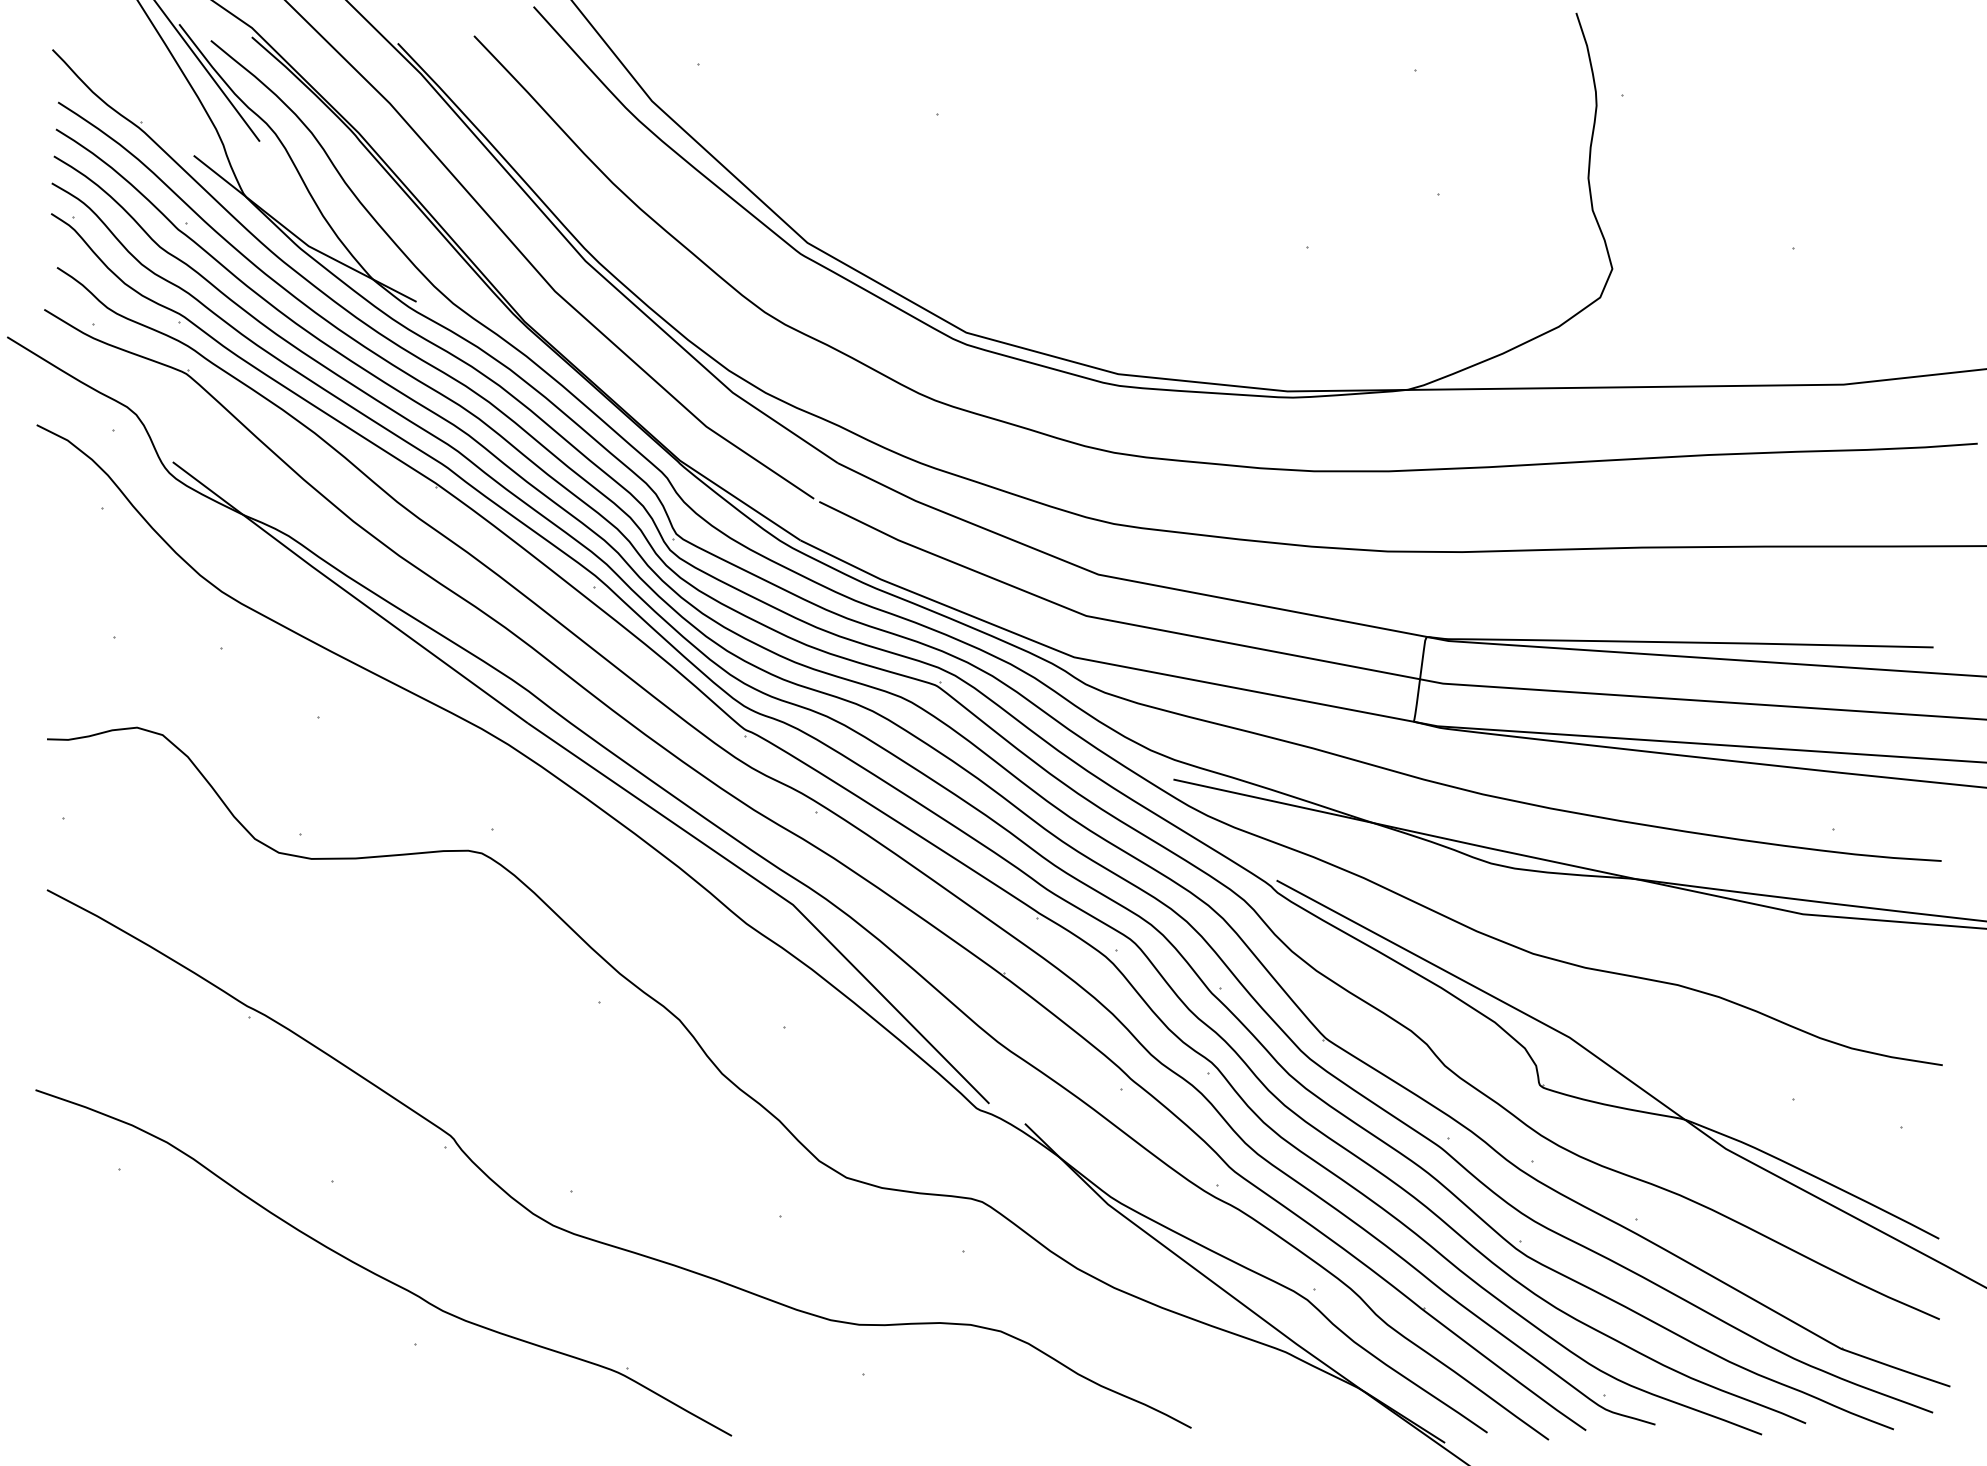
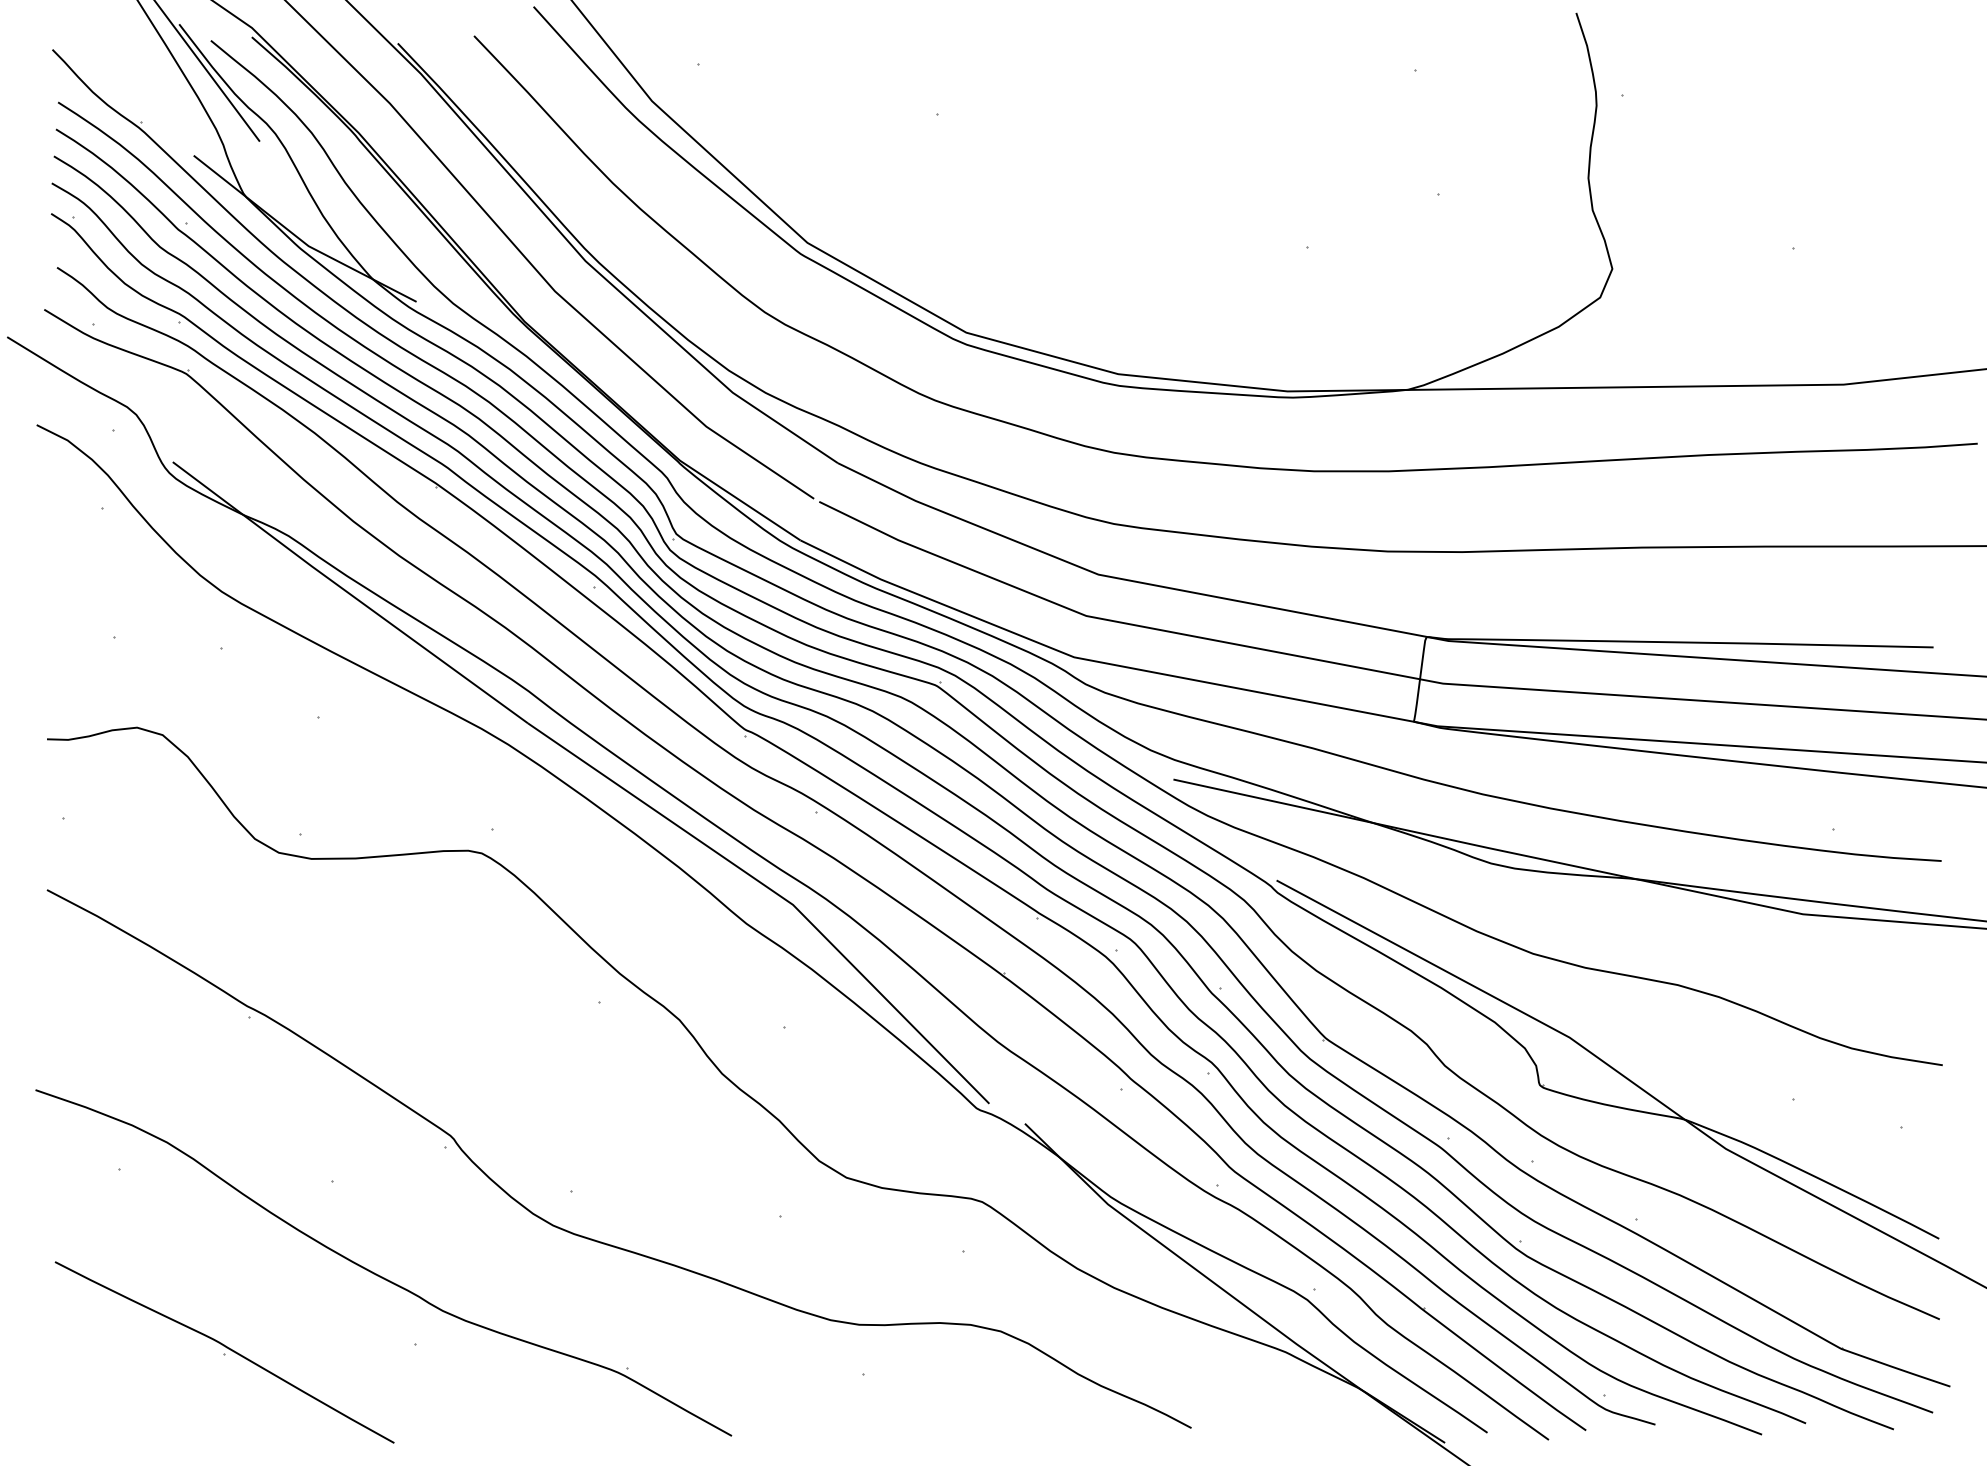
part: none -> present (224, 1352)
